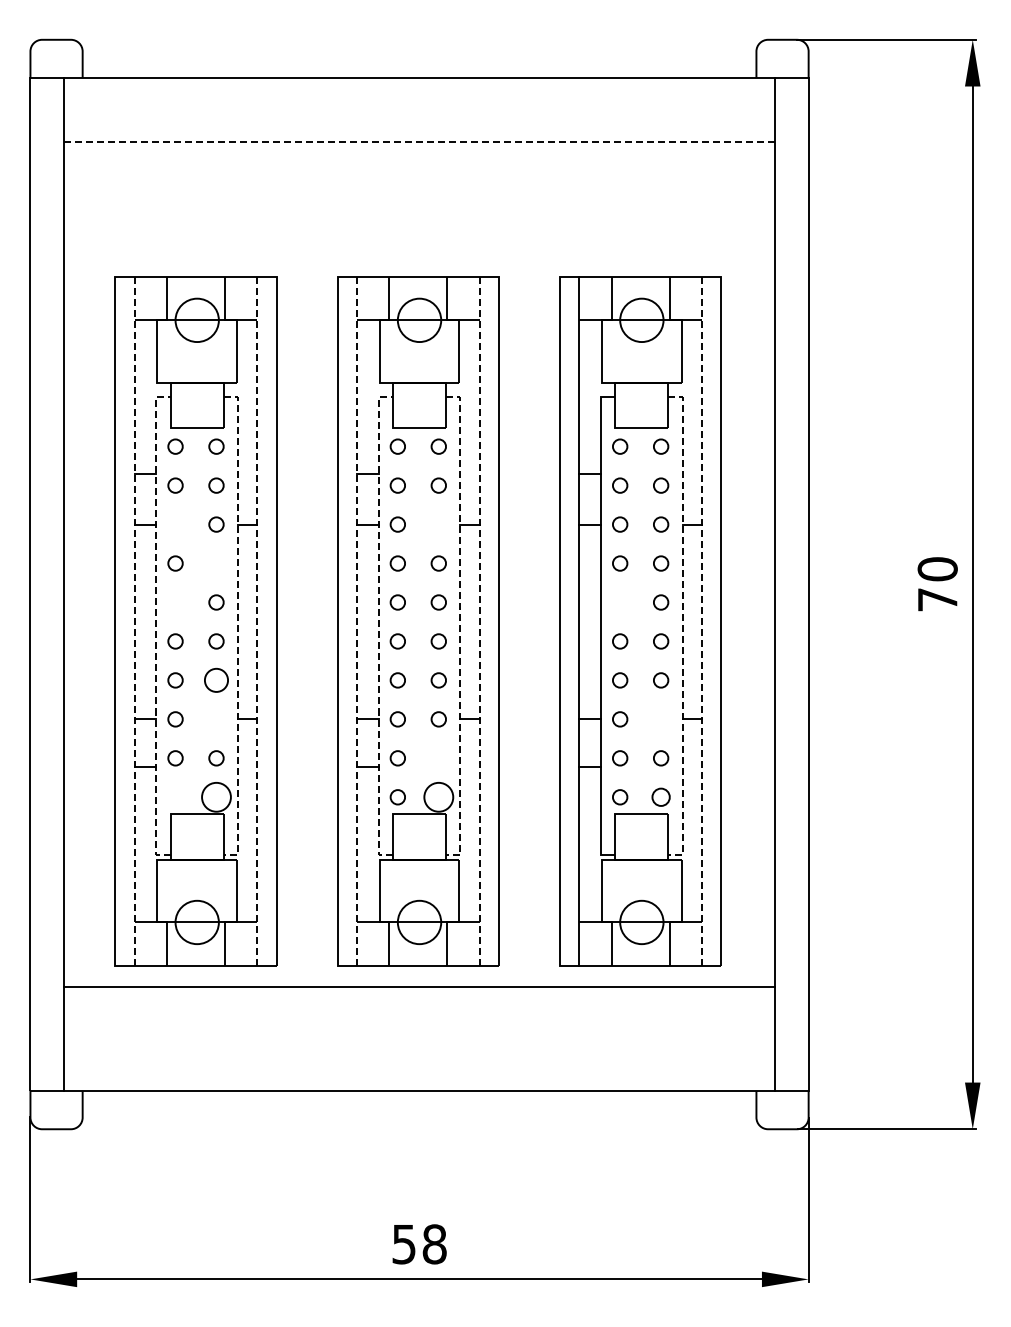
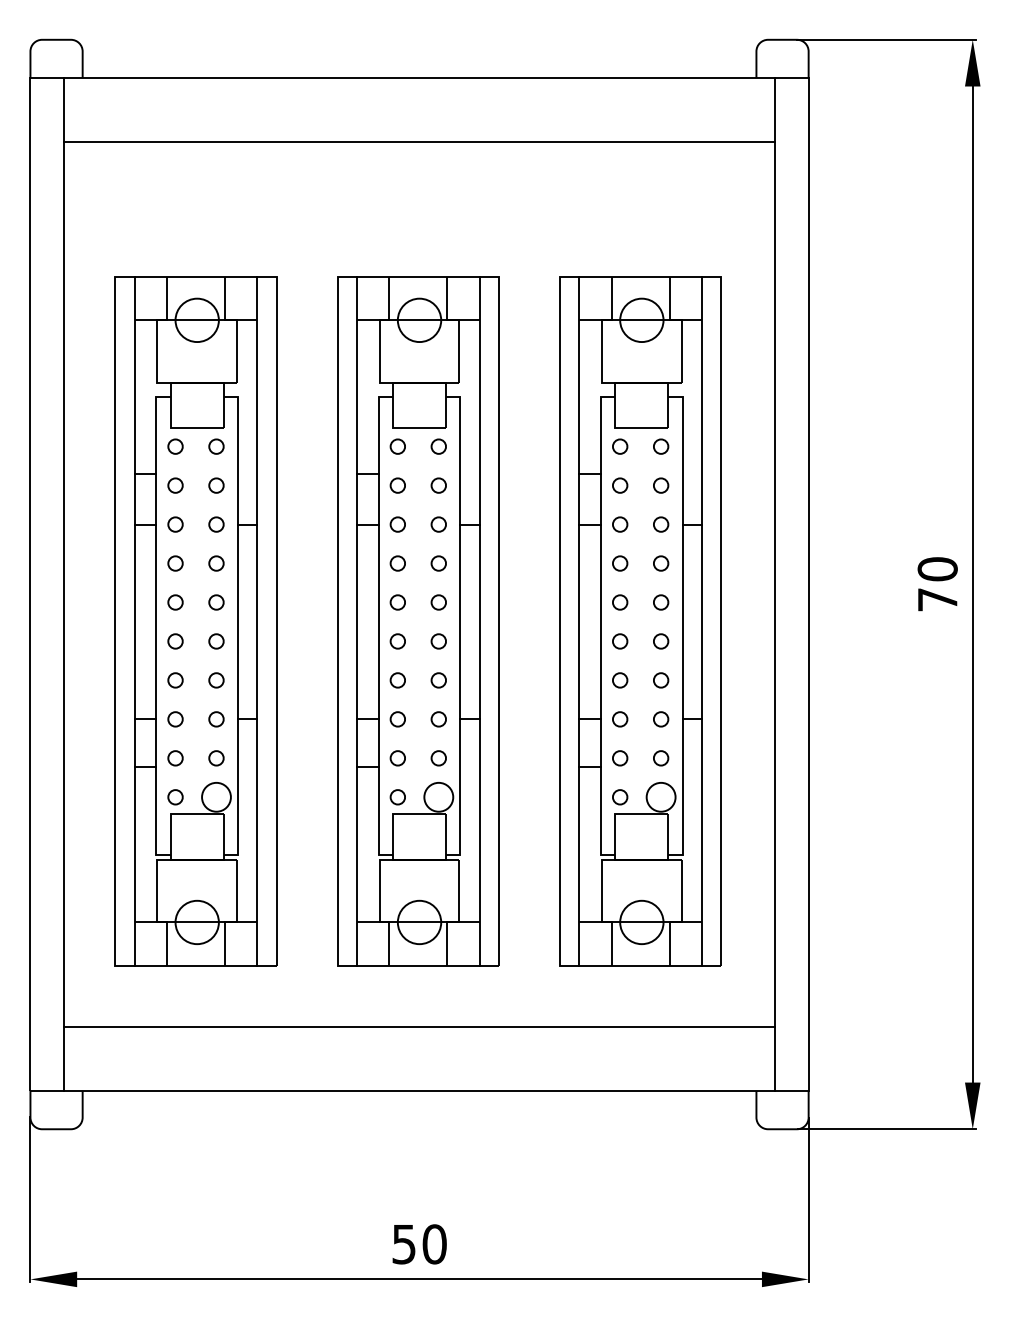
line: dashed -> solid (419, 142)
circle: none -> present (175, 524)
circle: none -> present (438, 524)
circle: none -> present (216, 563)
circle: none -> present (175, 602)
circle: none -> present (620, 602)
line: dashed -> solid (134, 621)
line: dashed -> solid (257, 621)
line: dashed -> solid (356, 621)
line: dashed -> solid (479, 621)
line: dashed -> solid (702, 621)
line: dashed -> solid (156, 626)
line: dashed -> solid (238, 626)
line: dashed -> solid (378, 626)
line: dashed -> solid (460, 626)
line: dashed -> solid (682, 626)
circle size: 25x26 px -> 17x17 px (216, 680)
circle: none -> present (216, 719)
circle: none -> present (661, 719)
circle: none -> present (438, 758)
circle diameter: 17 px -> 29 px (660, 796)
circle: none -> present (175, 797)
line position: (419, 987) -> (419, 1027) (419, 1027)
text: 58 -> 50 (434, 1244)
